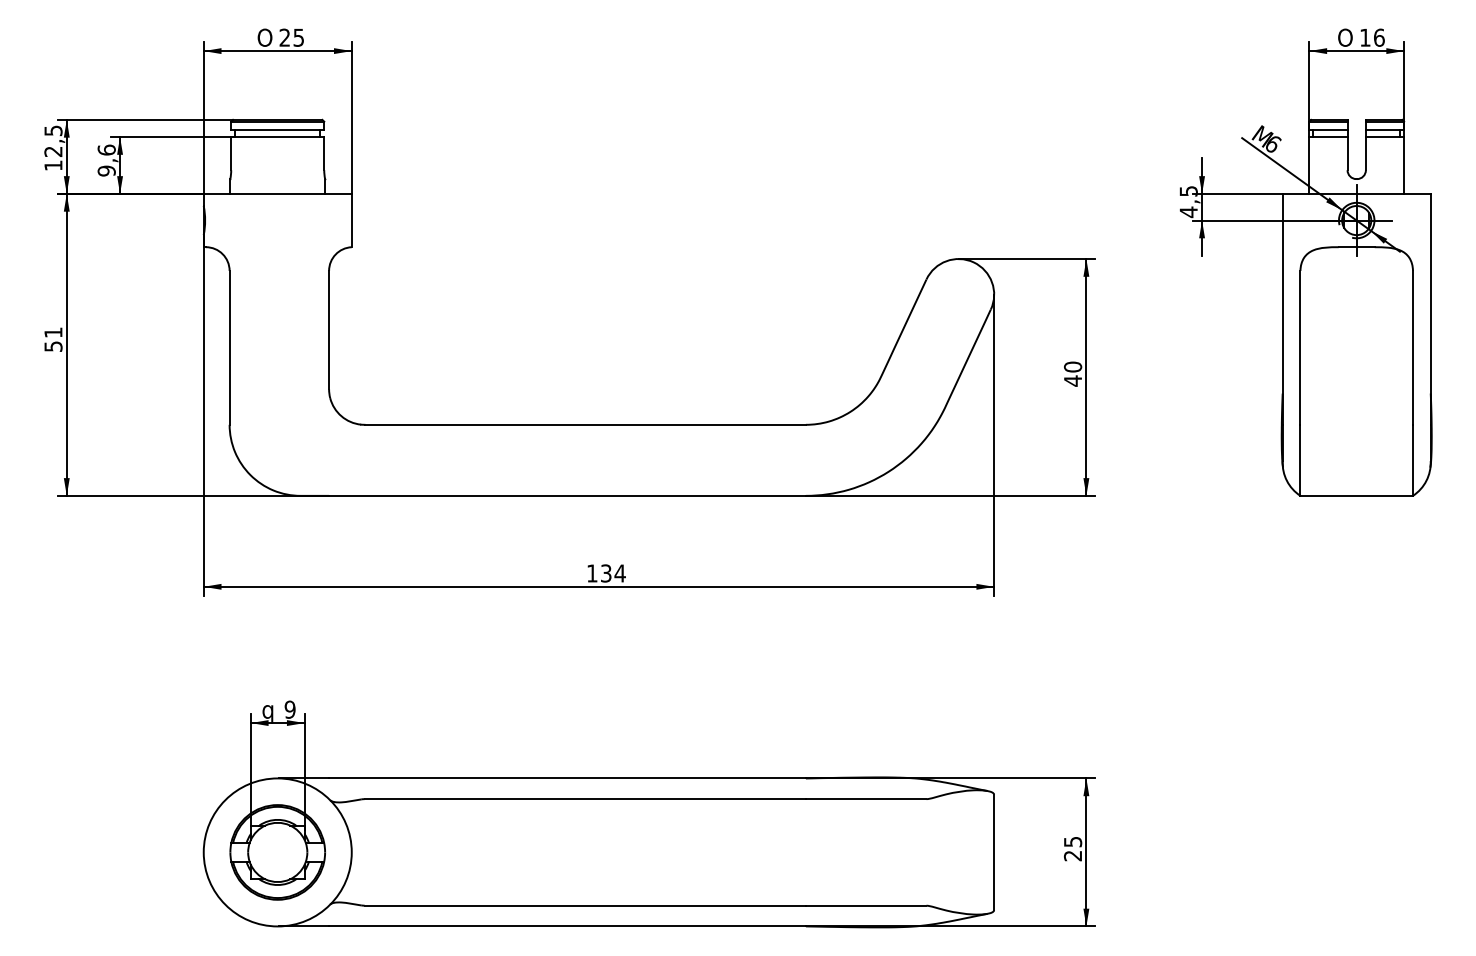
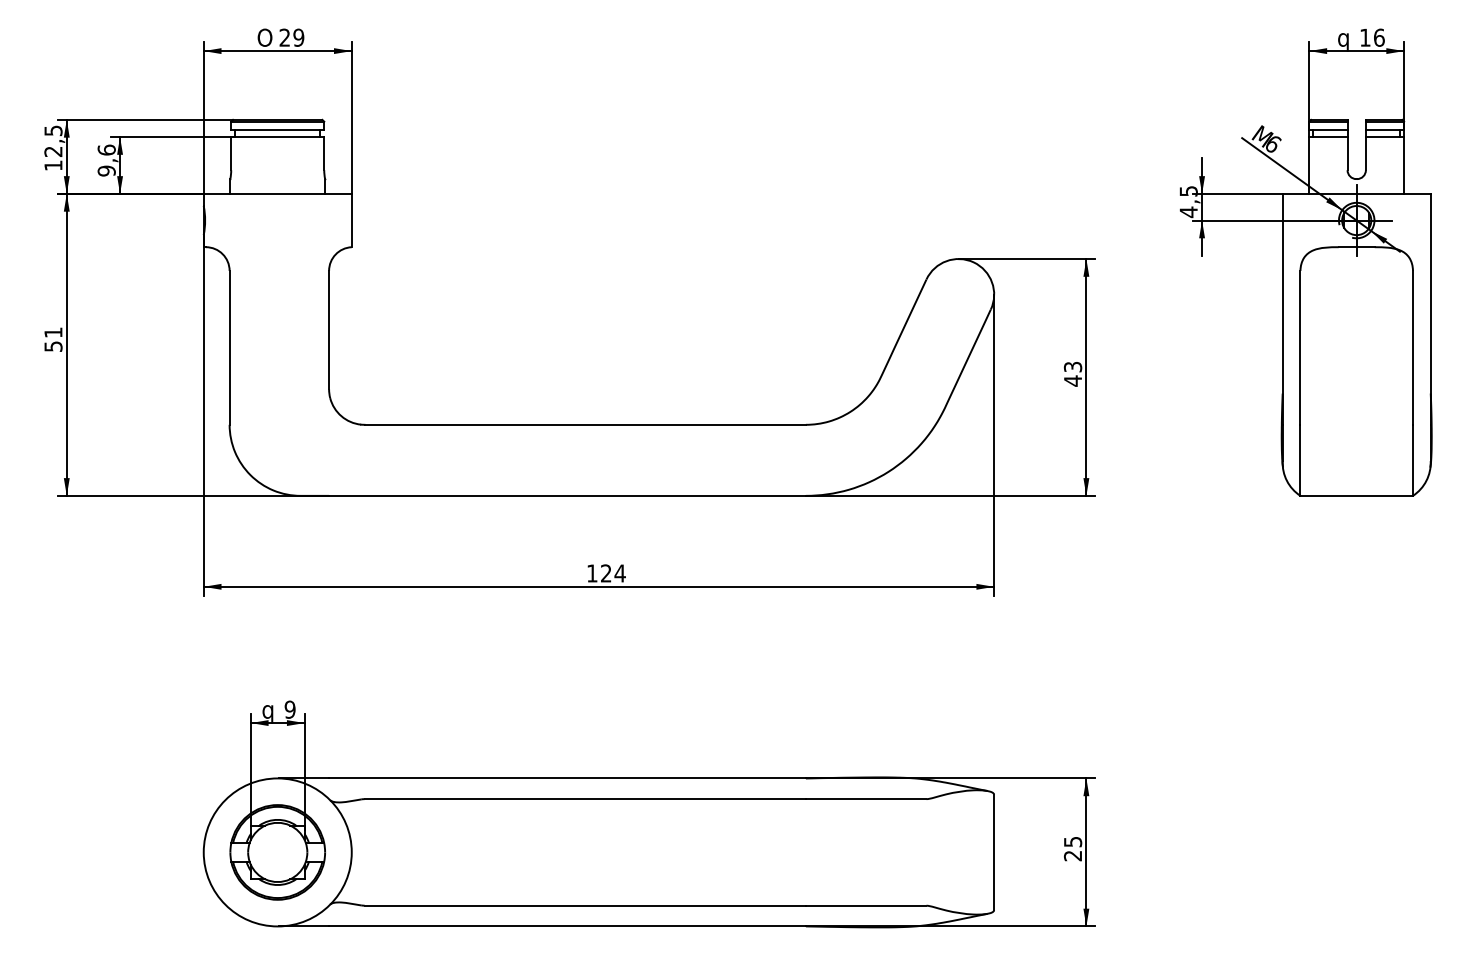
text: 25 -> 29 (298, 37)
text: O -> q (1345, 38)
text: 40 -> 43 (1073, 366)
text: 134 -> 124 (606, 573)
